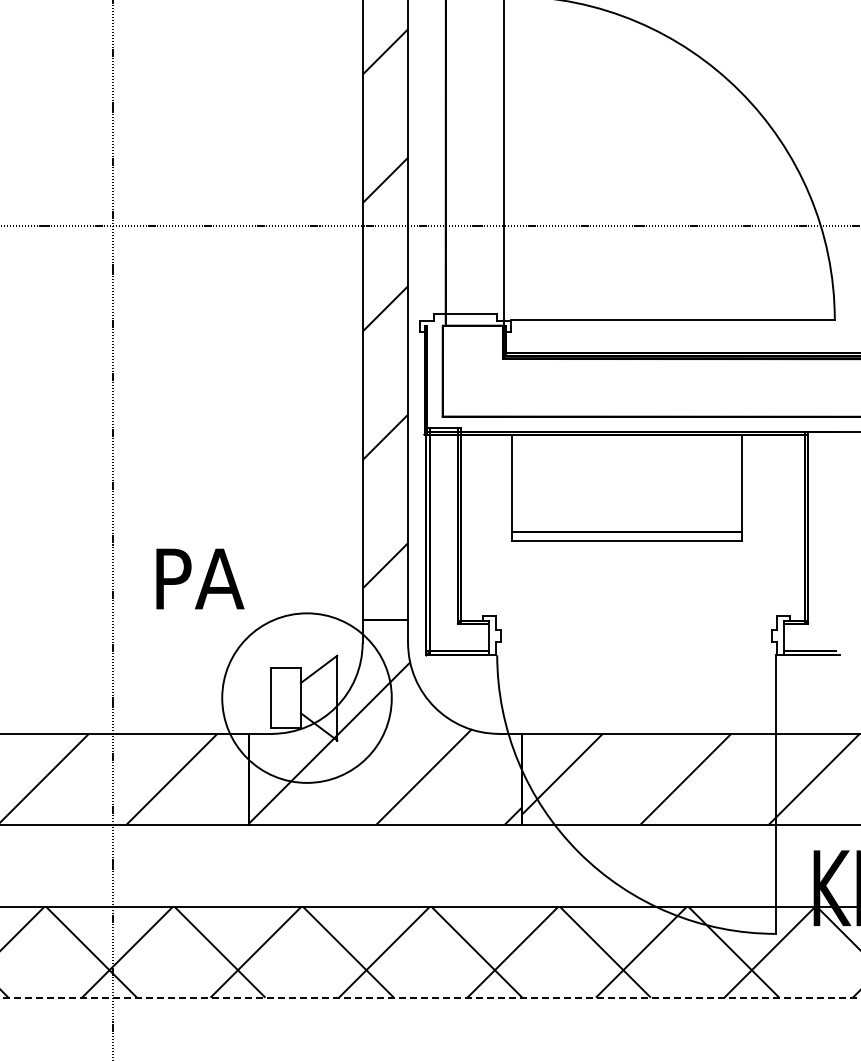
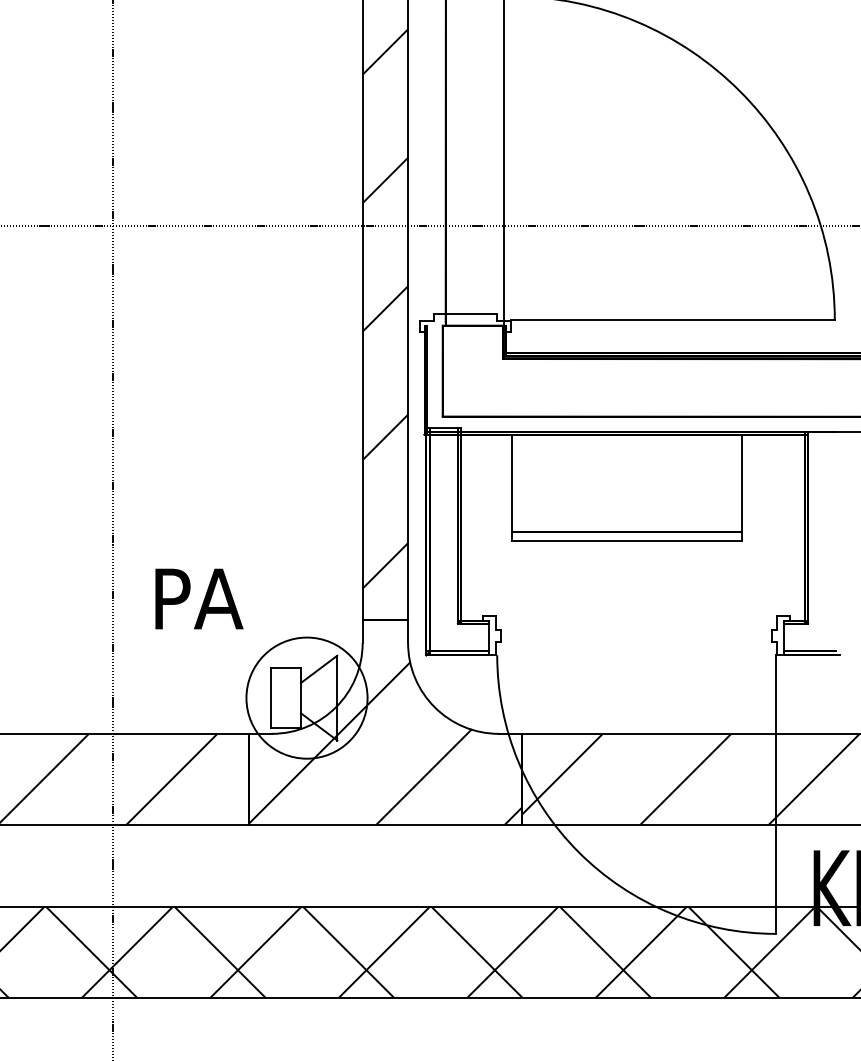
text position: (200, 578) -> (199, 598) (199, 598)
circle diameter: 170 px -> 121 px (306, 697)
line: dashed -> solid (430, 997)
